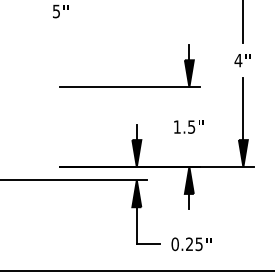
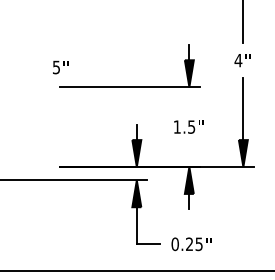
text position: (60, 11) -> (60, 67) (60, 67)
